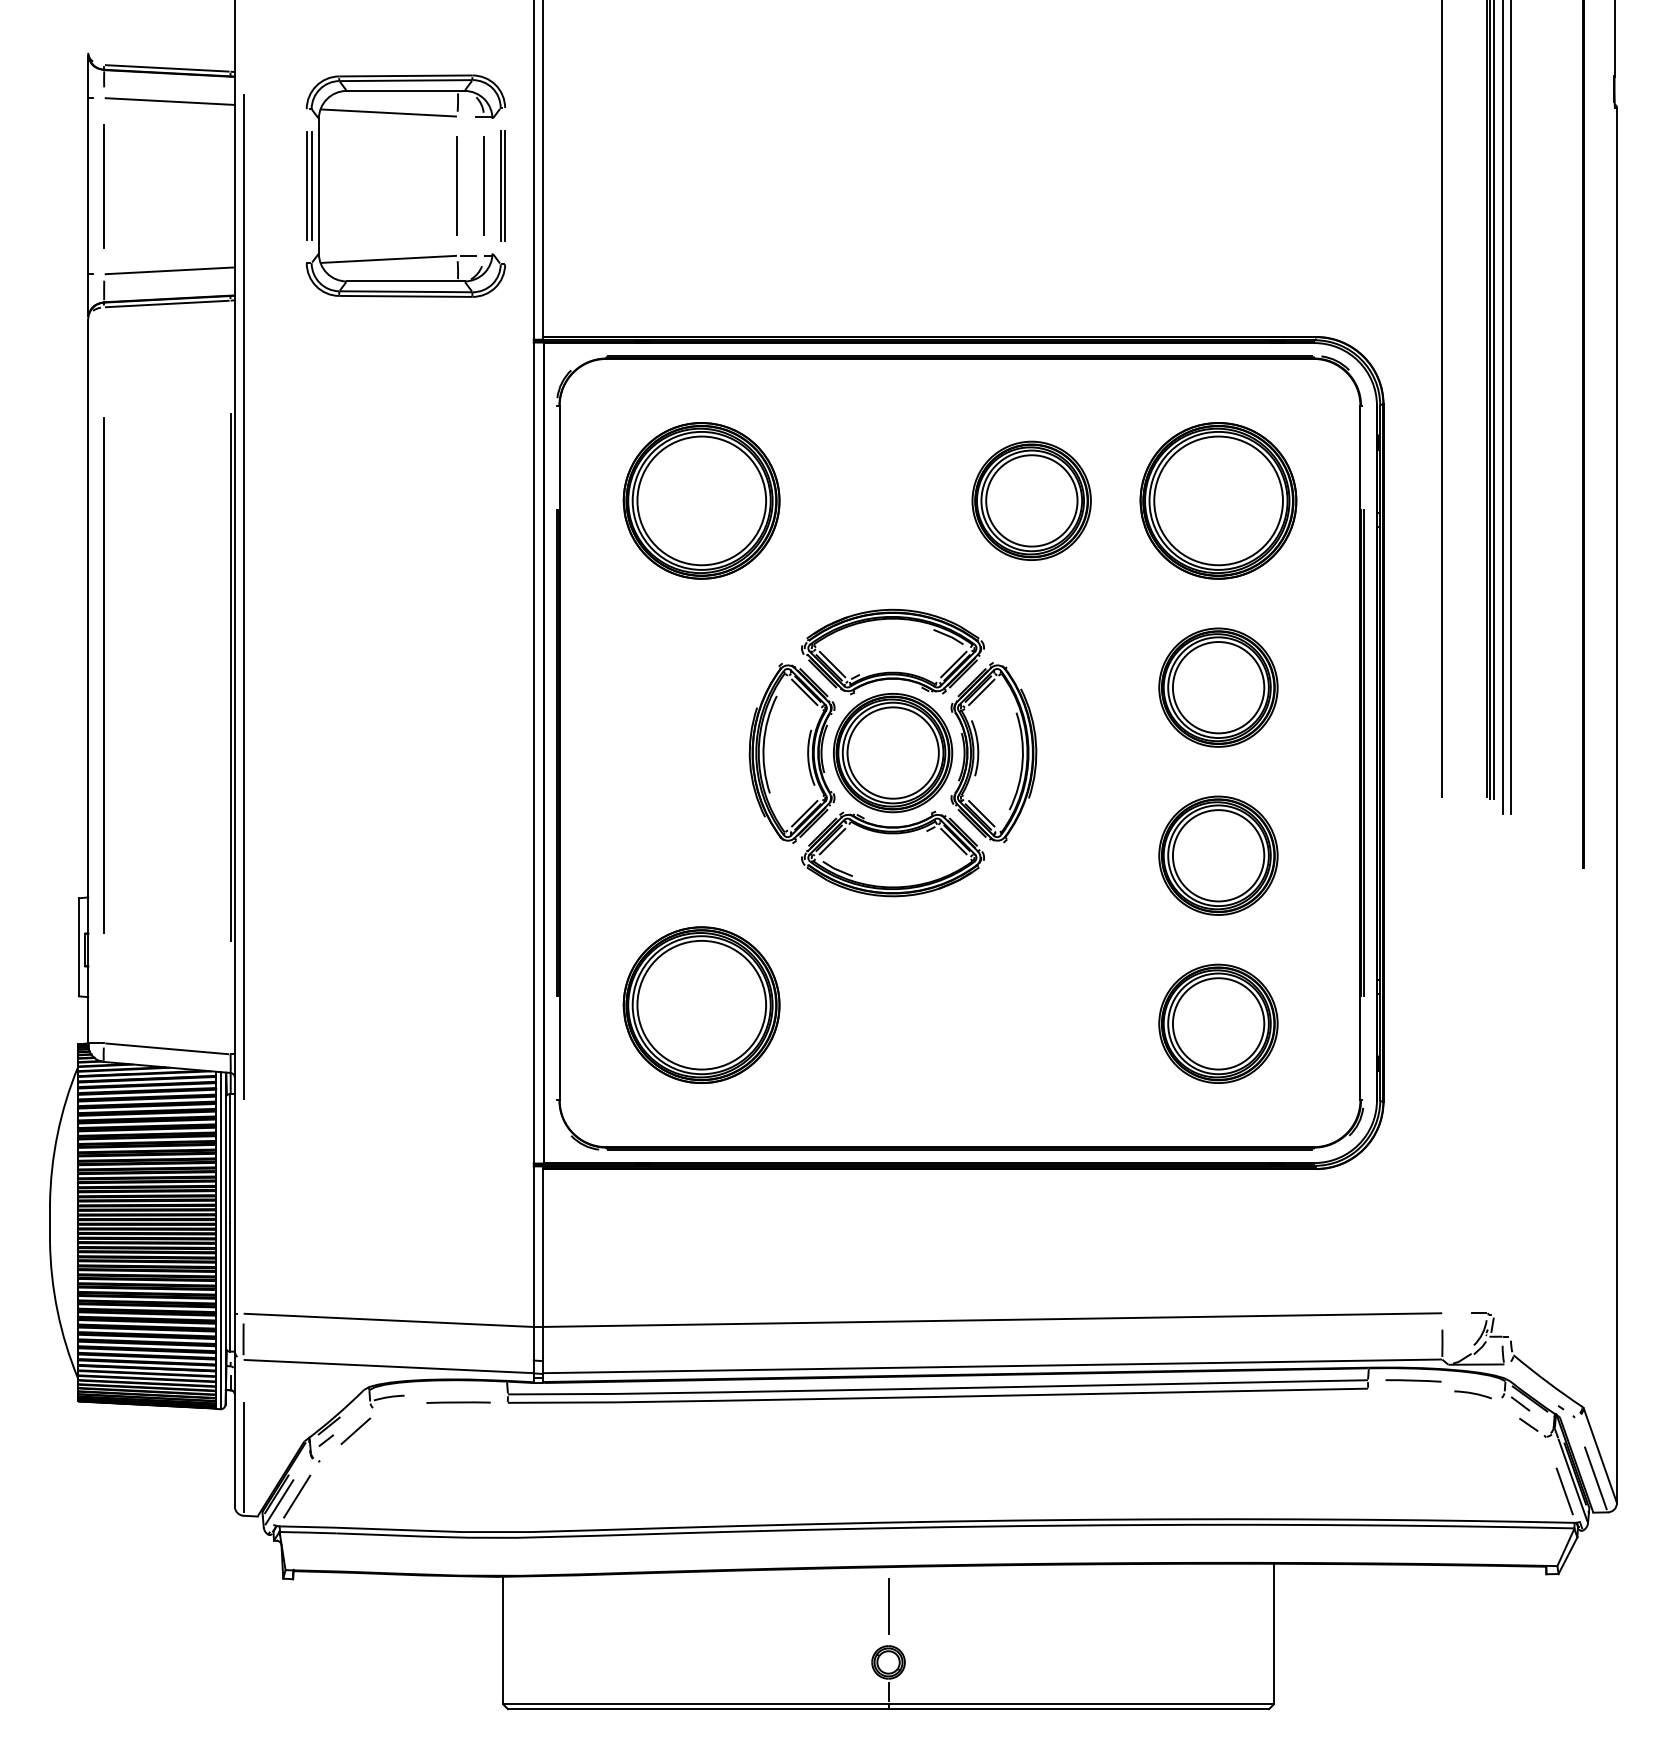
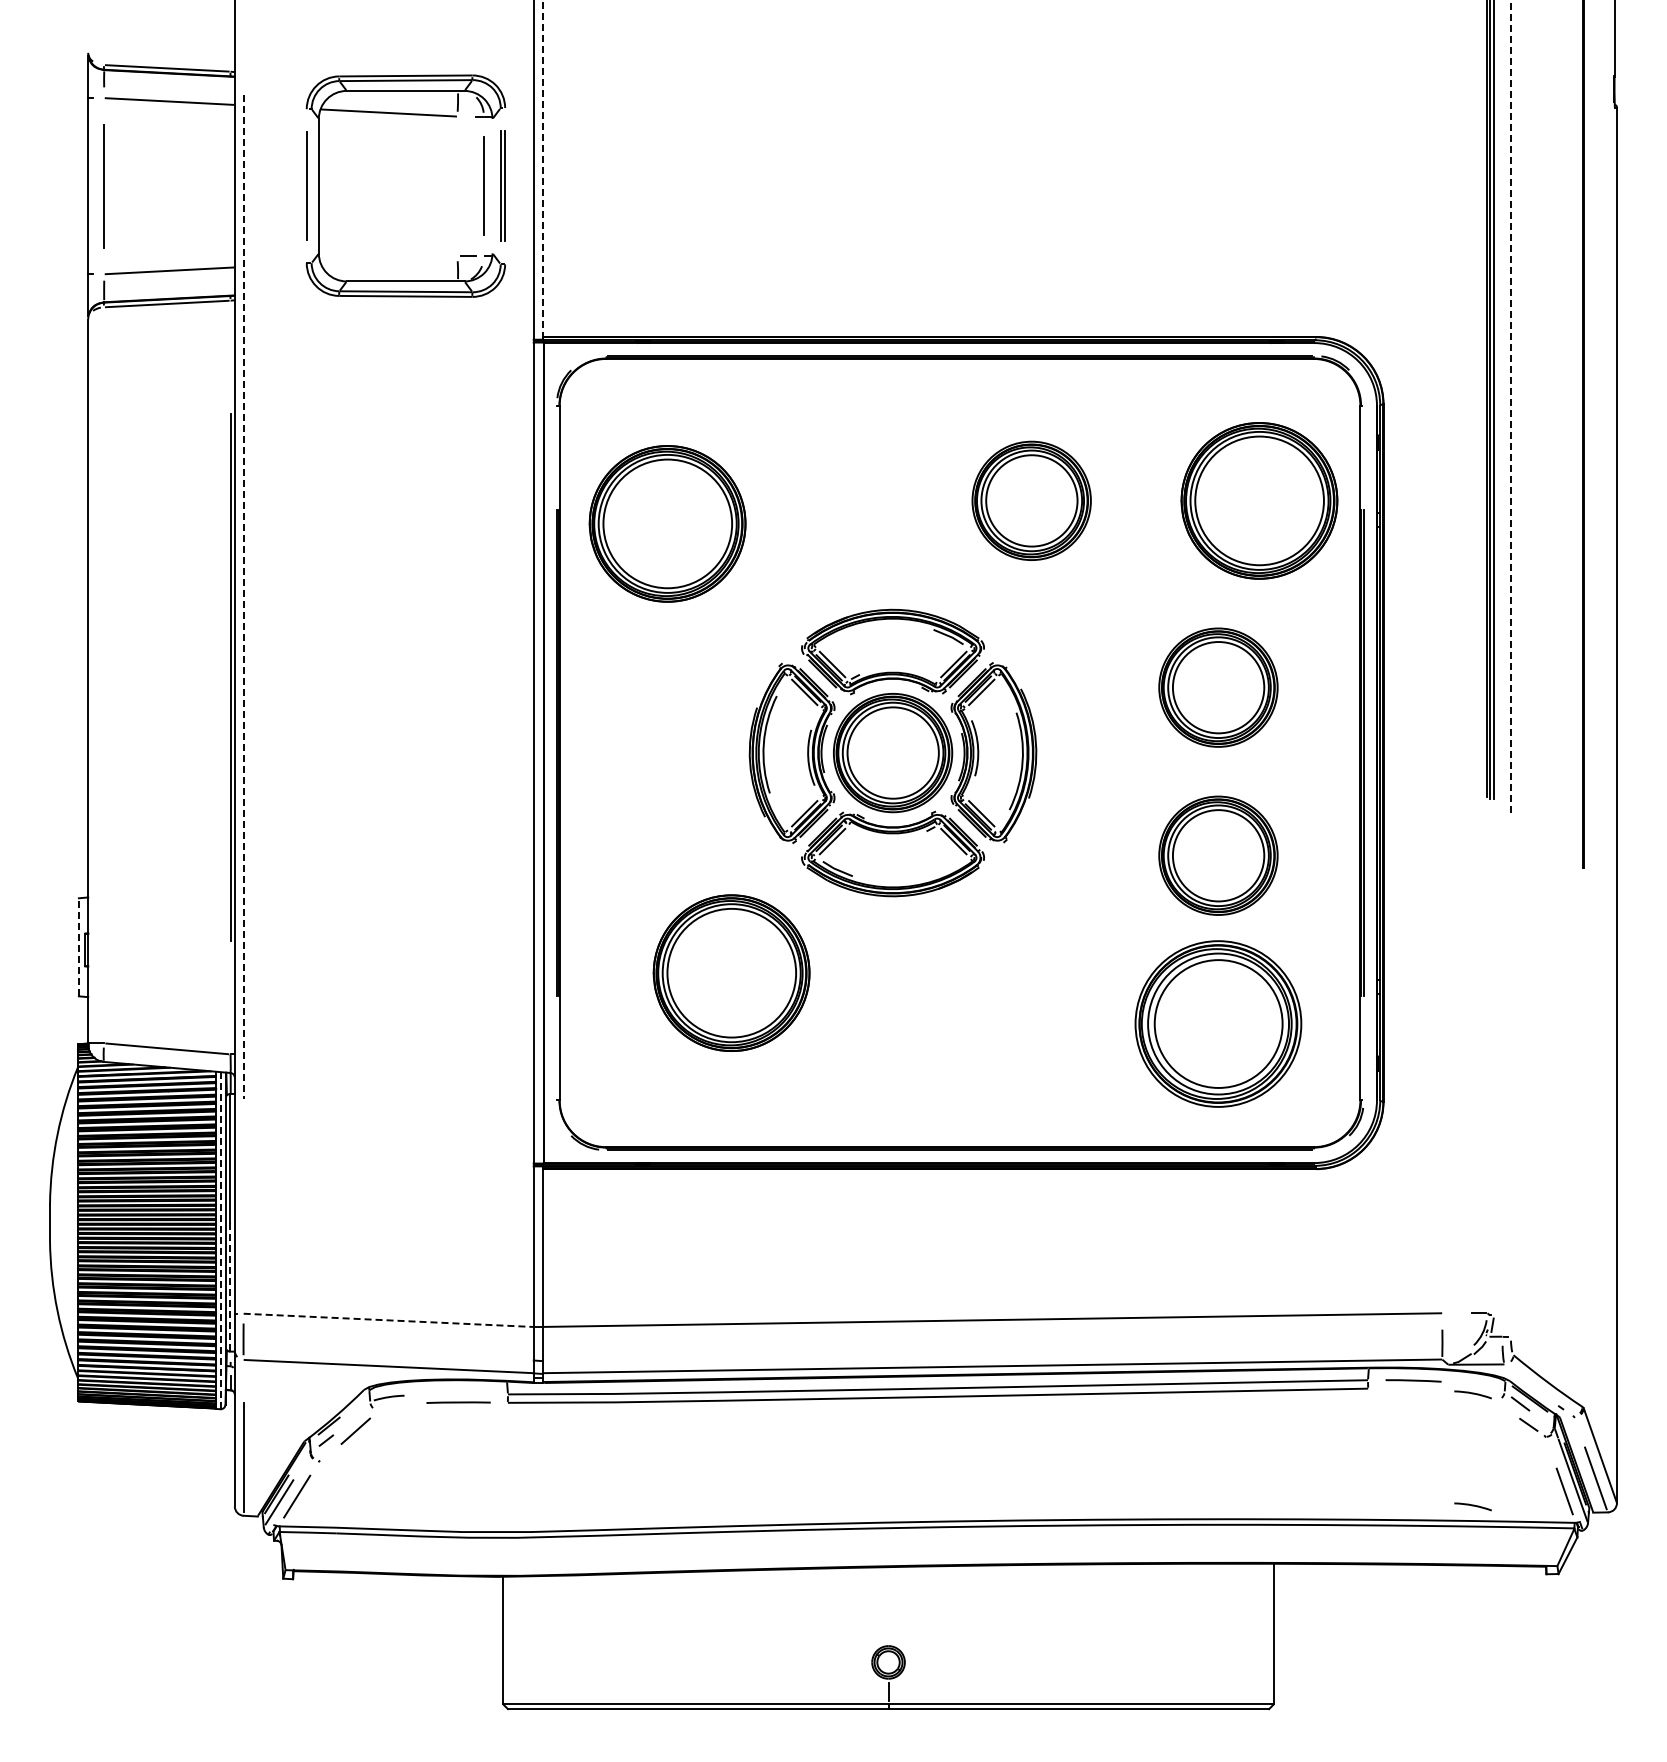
line: solid -> dashed (543, 169)
line: present -> none (457, 185)
line: present -> none (311, 186)
line: present -> none (388, 258)
line: present -> none (1442, 399)
line: solid -> dashed (1510, 407)
line: present -> none (1502, 408)
part position: (701, 500) -> (667, 523) (667, 523)
part position: (1218, 500) -> (1259, 500) (1259, 500)
line: solid -> dashed (243, 597)
line: present -> none (103, 674)
line: solid -> dashed (78, 946)
part position: (701, 1004) -> (731, 972) (731, 972)
part size: 121x121 px -> 169x168 px (1218, 1023)
line: solid -> dashed (220, 1240)
line: solid -> dashed (230, 1287)
line: solid -> dashed (388, 1320)
arc: none -> present (1472, 1506)
line: present -> none (888, 1606)
